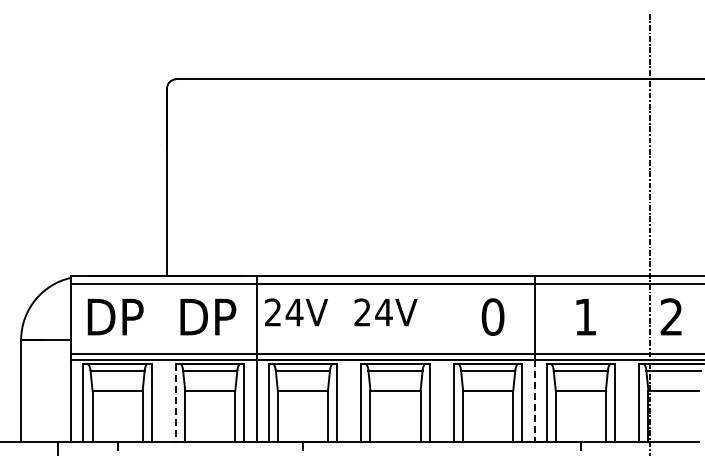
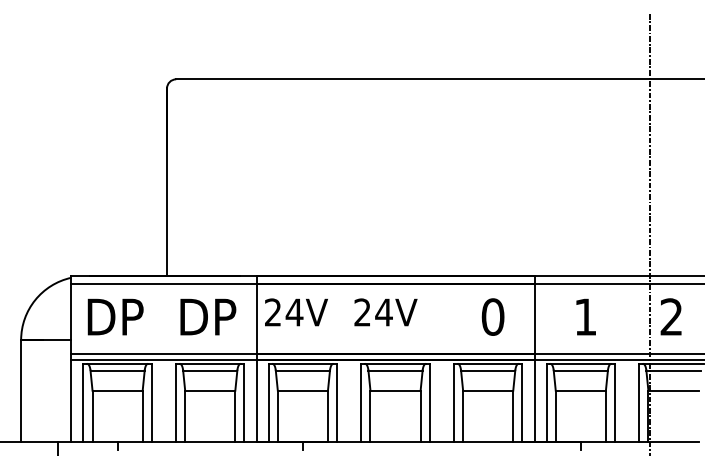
line: dashed -> solid (534, 401)
line: dashed -> solid (176, 403)
